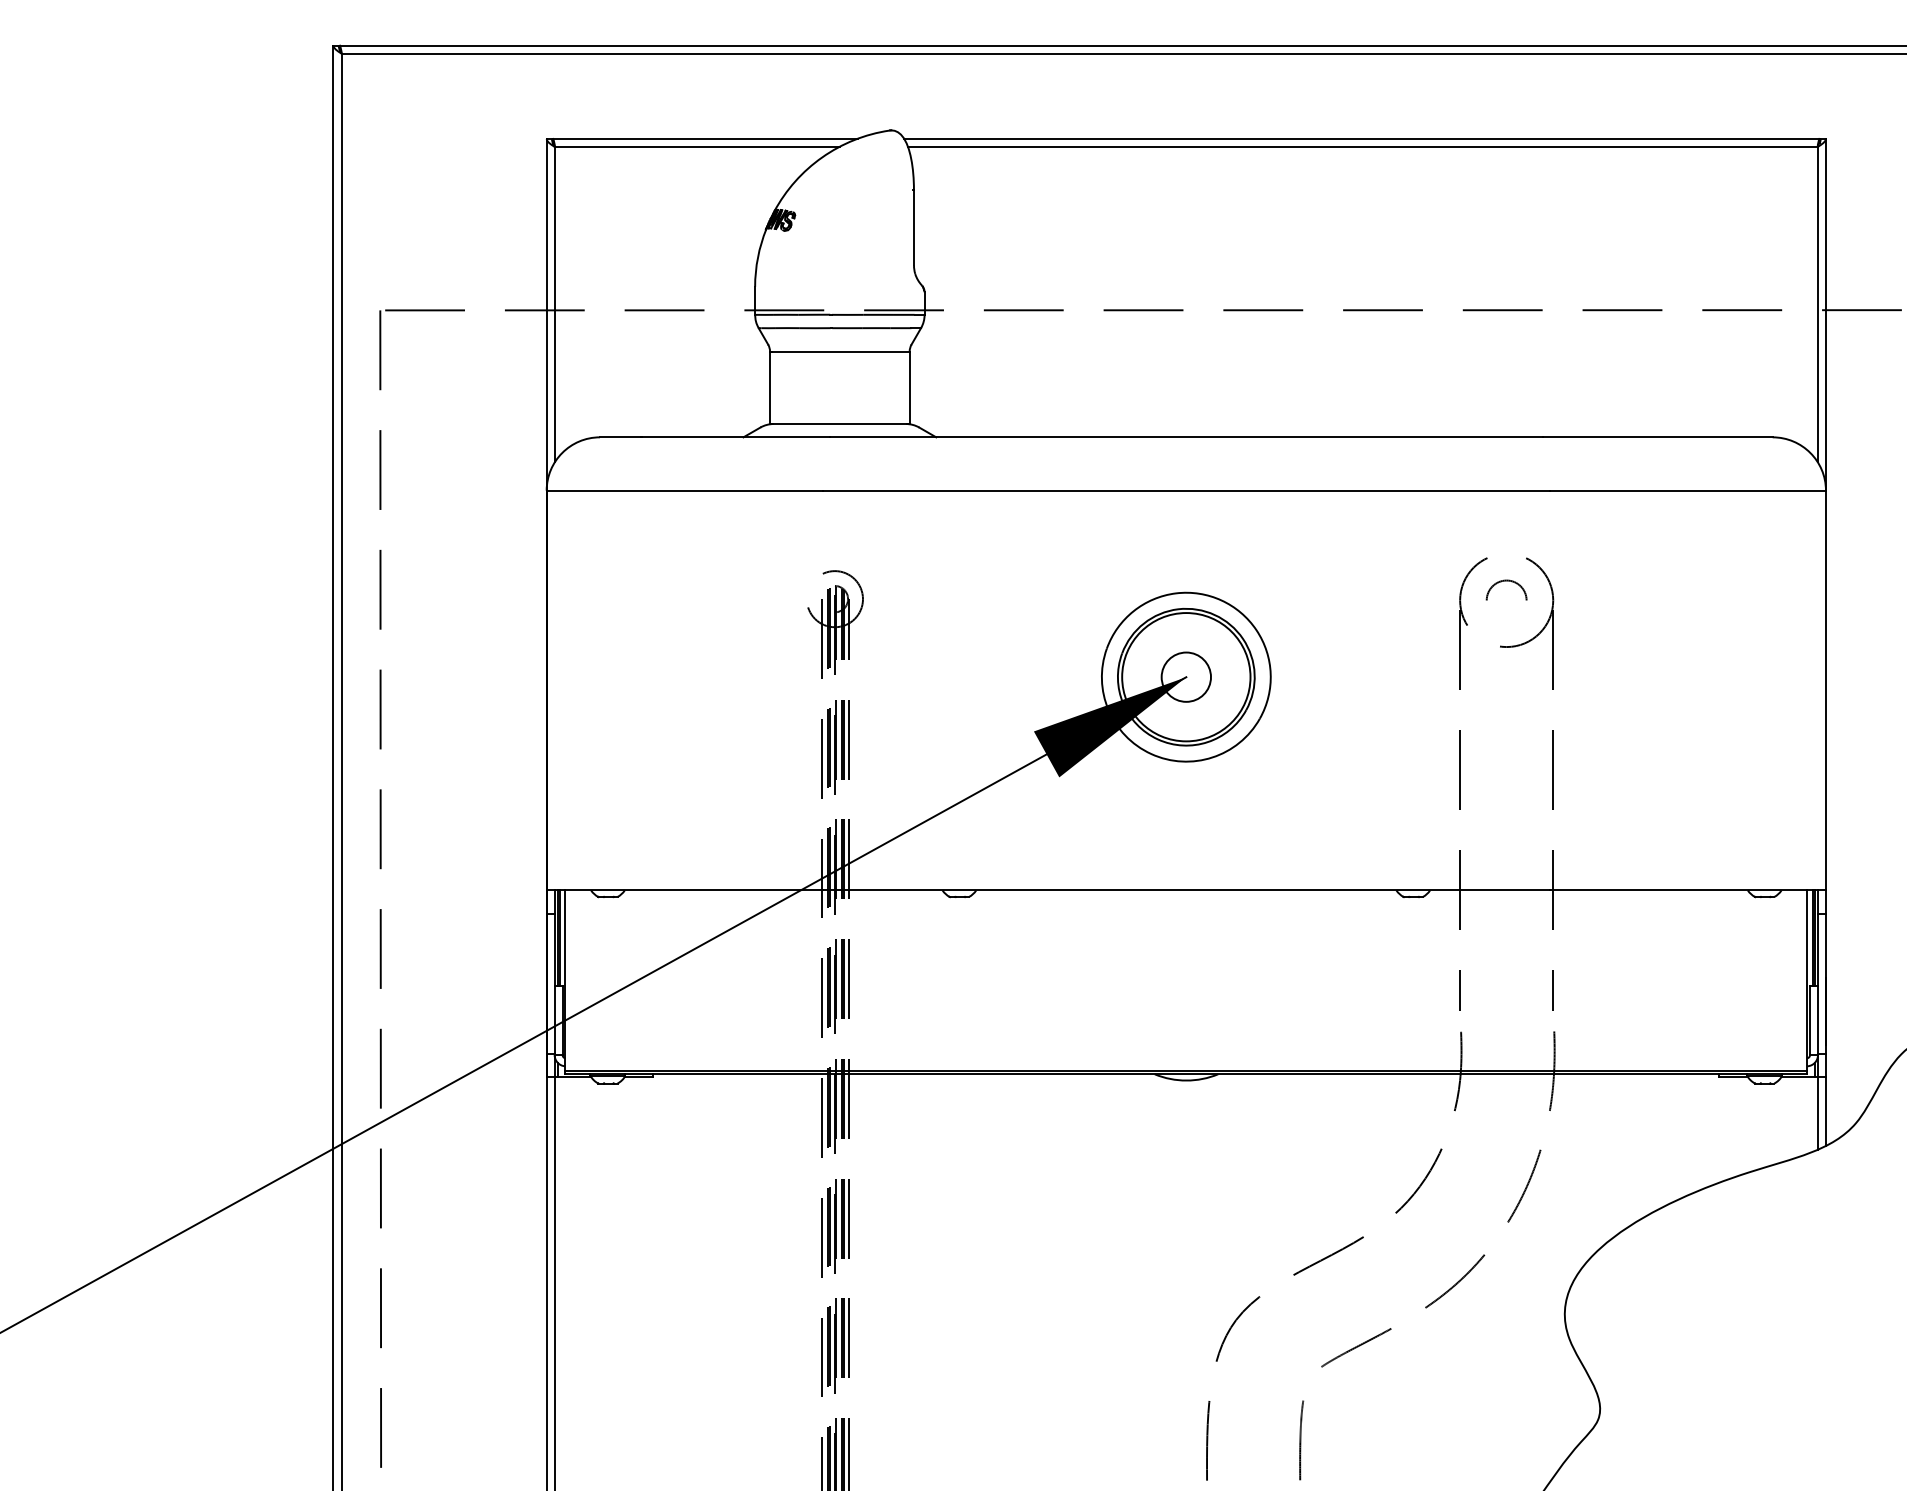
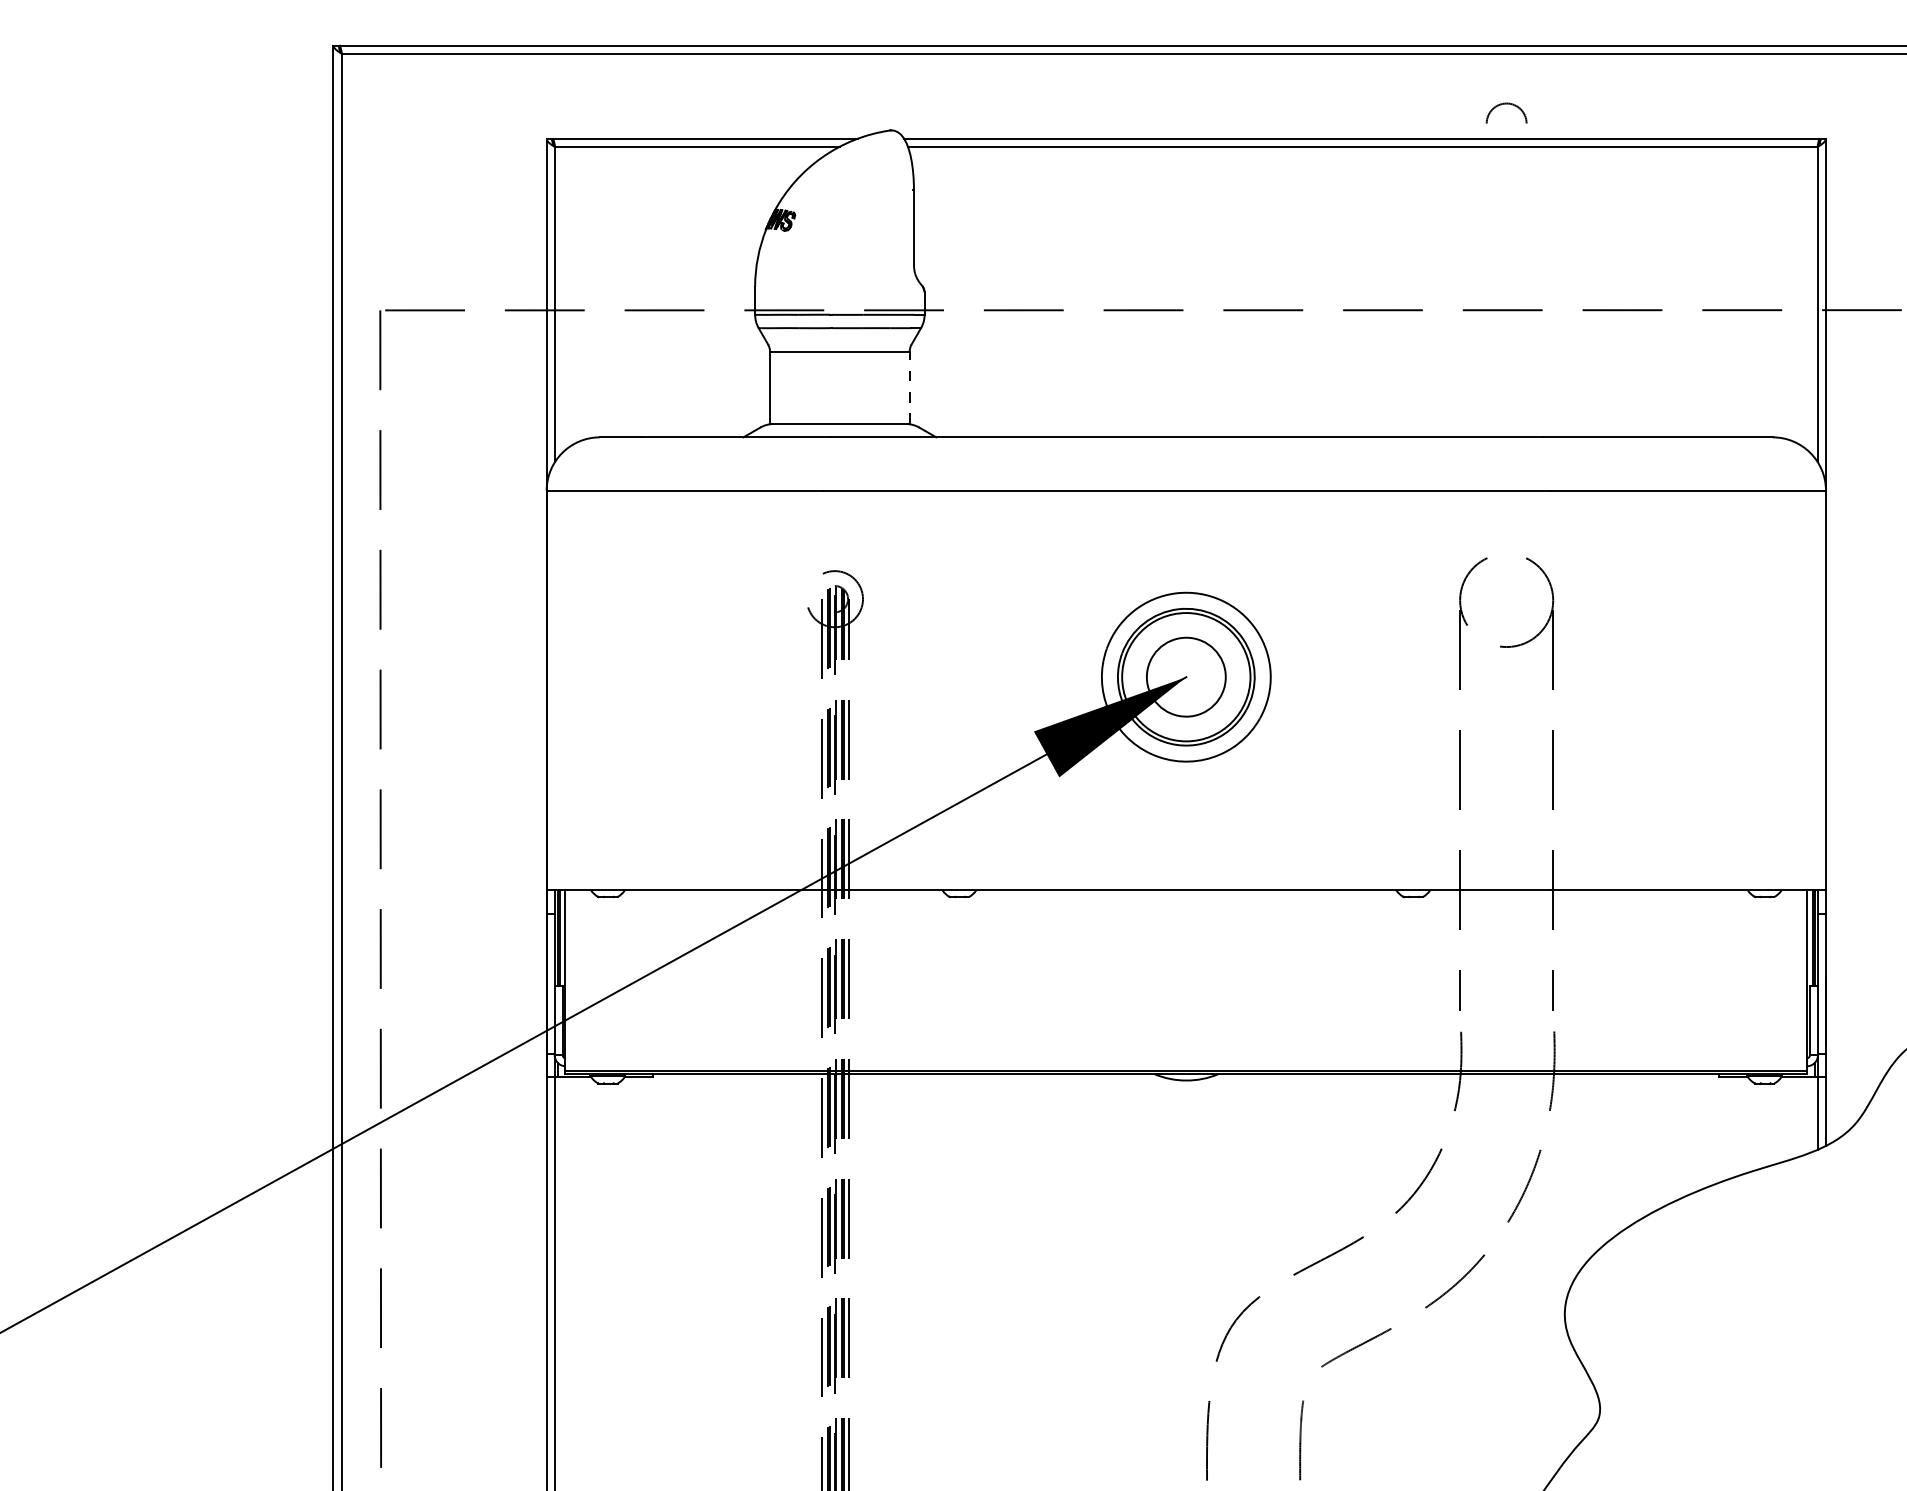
line: solid -> dashed (909, 387)
arc position: (1506, 581) -> (1506, 104) (1506, 104)
circle diameter: 49 px -> 79 px (1185, 676)
